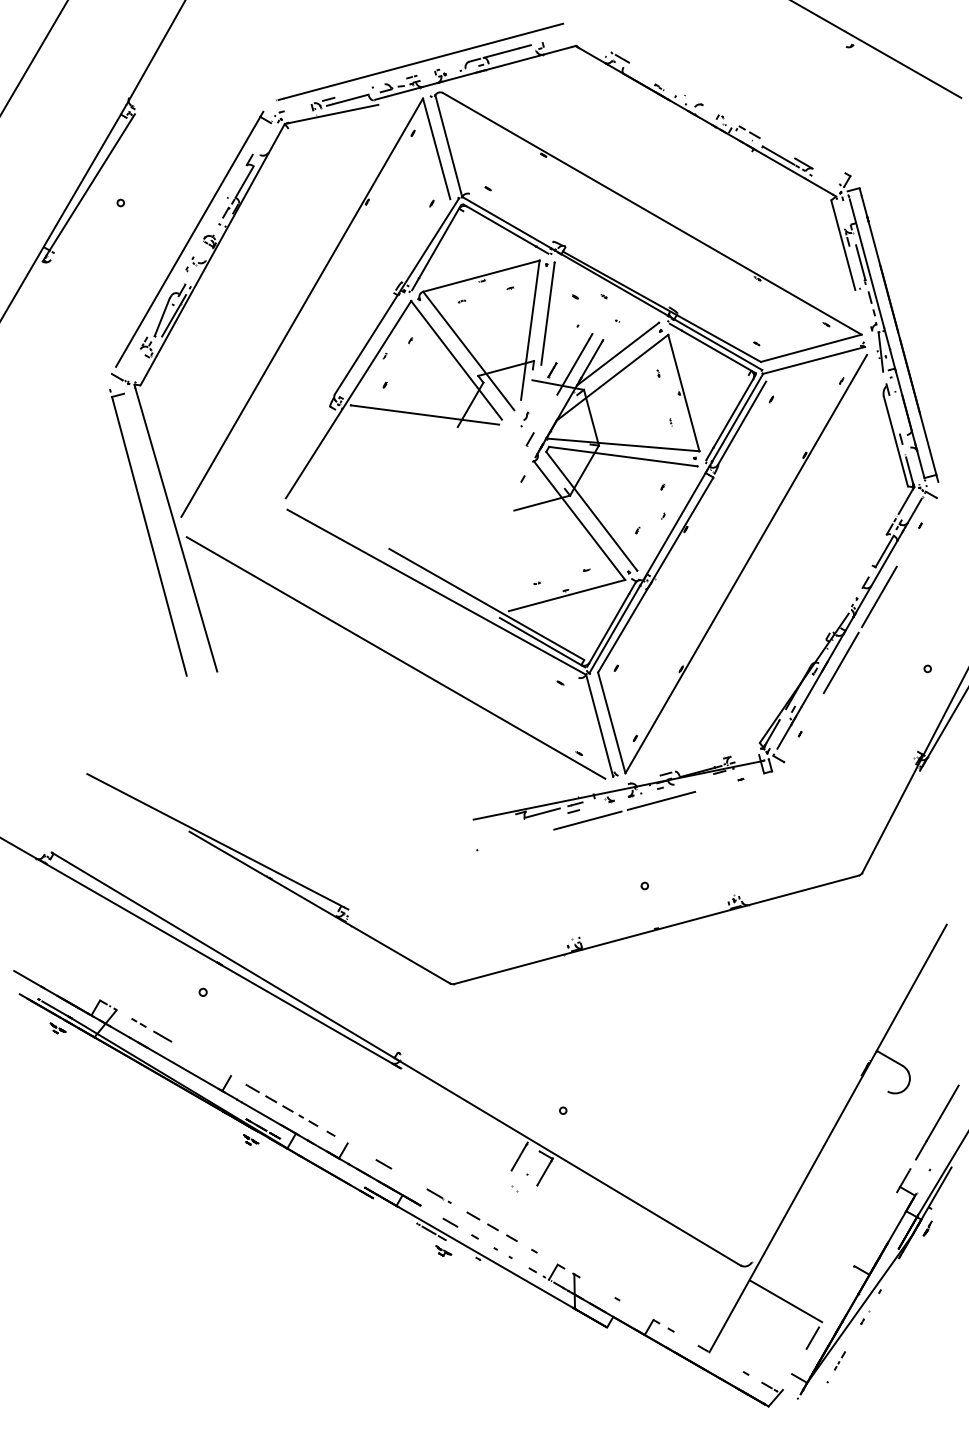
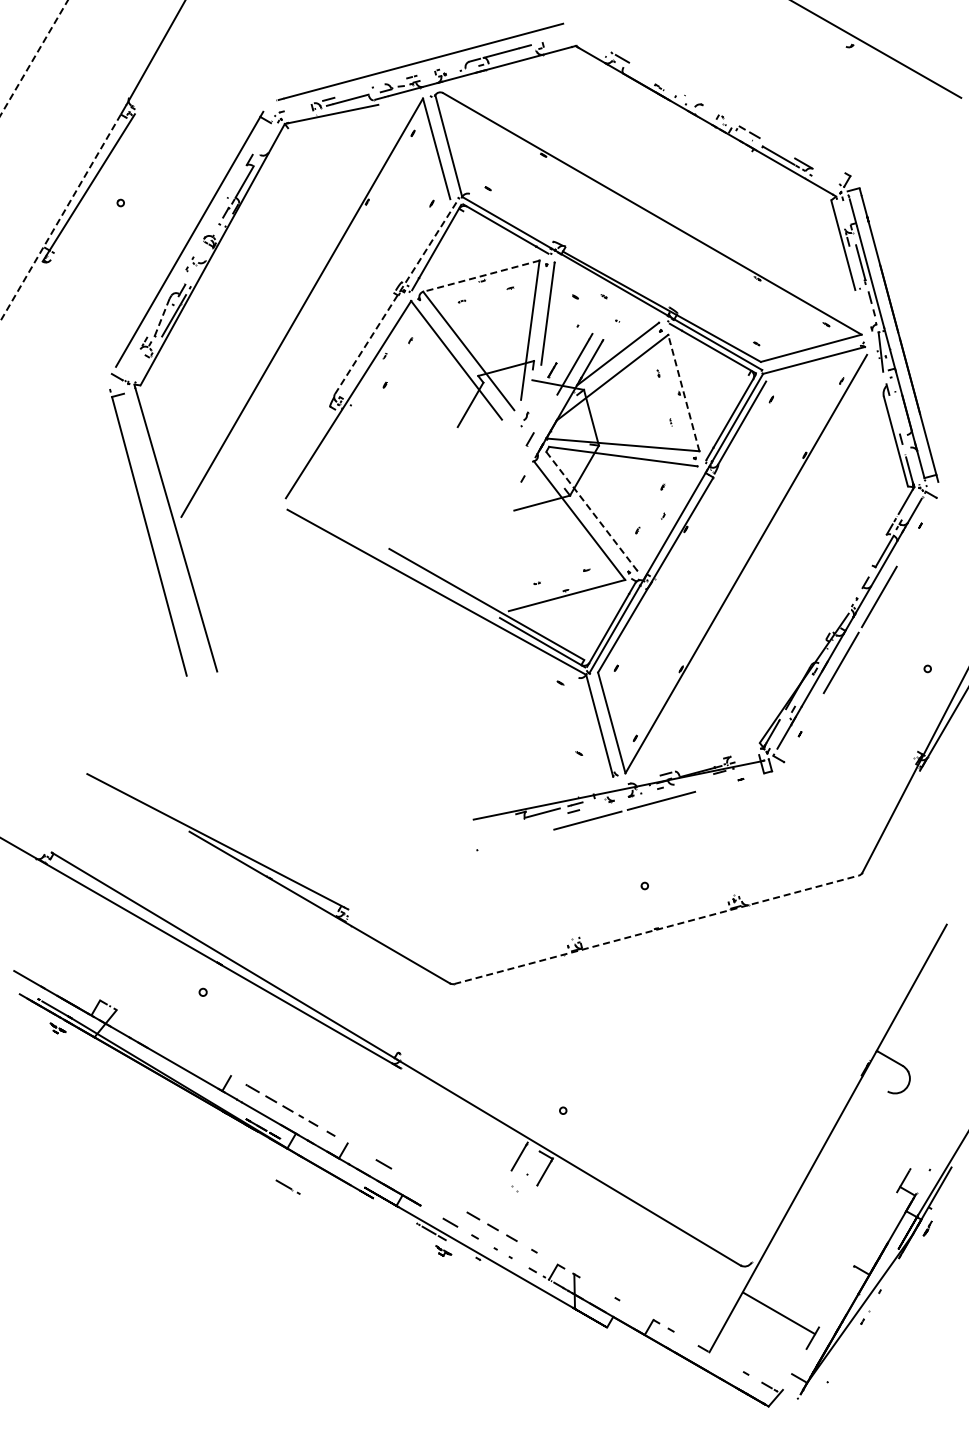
line: solid -> dashed (34, 58)
line: solid -> dashed (60, 217)
line: solid -> dashed (480, 276)
line: solid -> dashed (397, 296)
line: solid -> dashed (161, 317)
line: solid -> dashed (683, 392)
line: present -> none (424, 414)
line: solid -> dashed (591, 511)
line: present -> none (395, 657)
line: solid -> dashed (657, 929)
part: present -> none (151, 1030)
line: present -> none (937, 1122)
part: present -> none (251, 1139)
line position: (438, 1195) -> (287, 1186) (287, 1186)
line position: (786, 1301) -> (779, 1313) (779, 1313)
part: present -> none (839, 1360)
